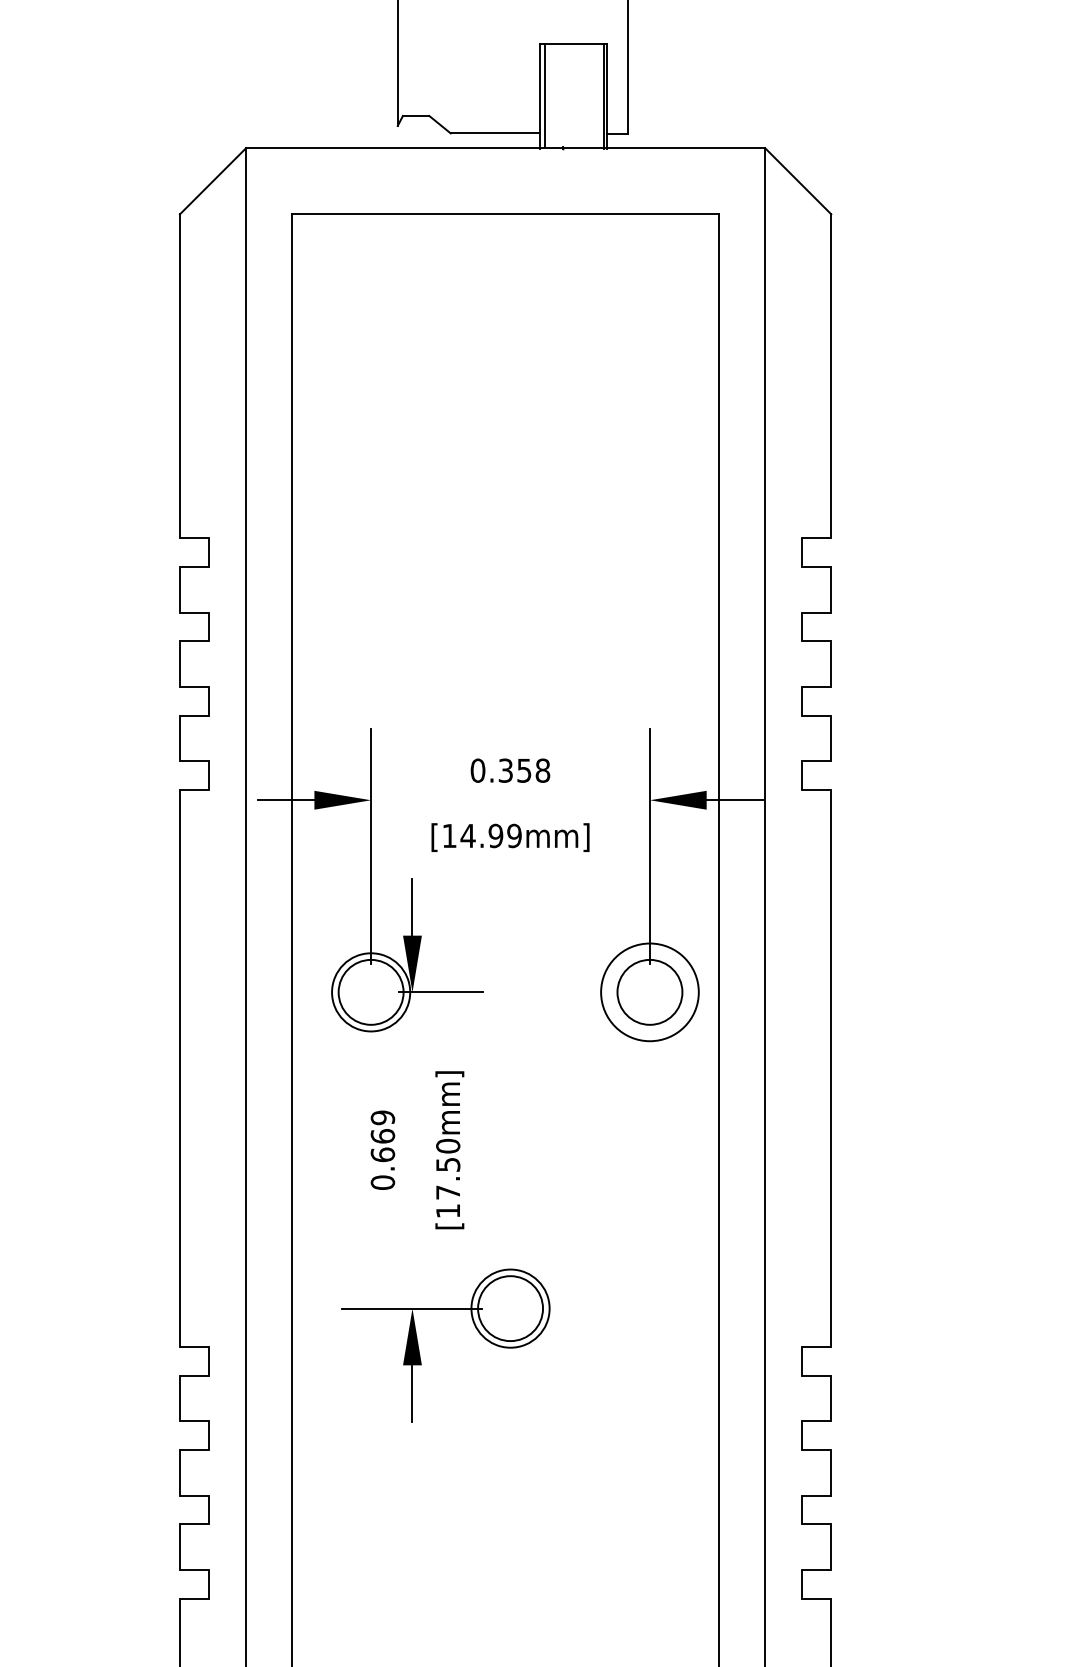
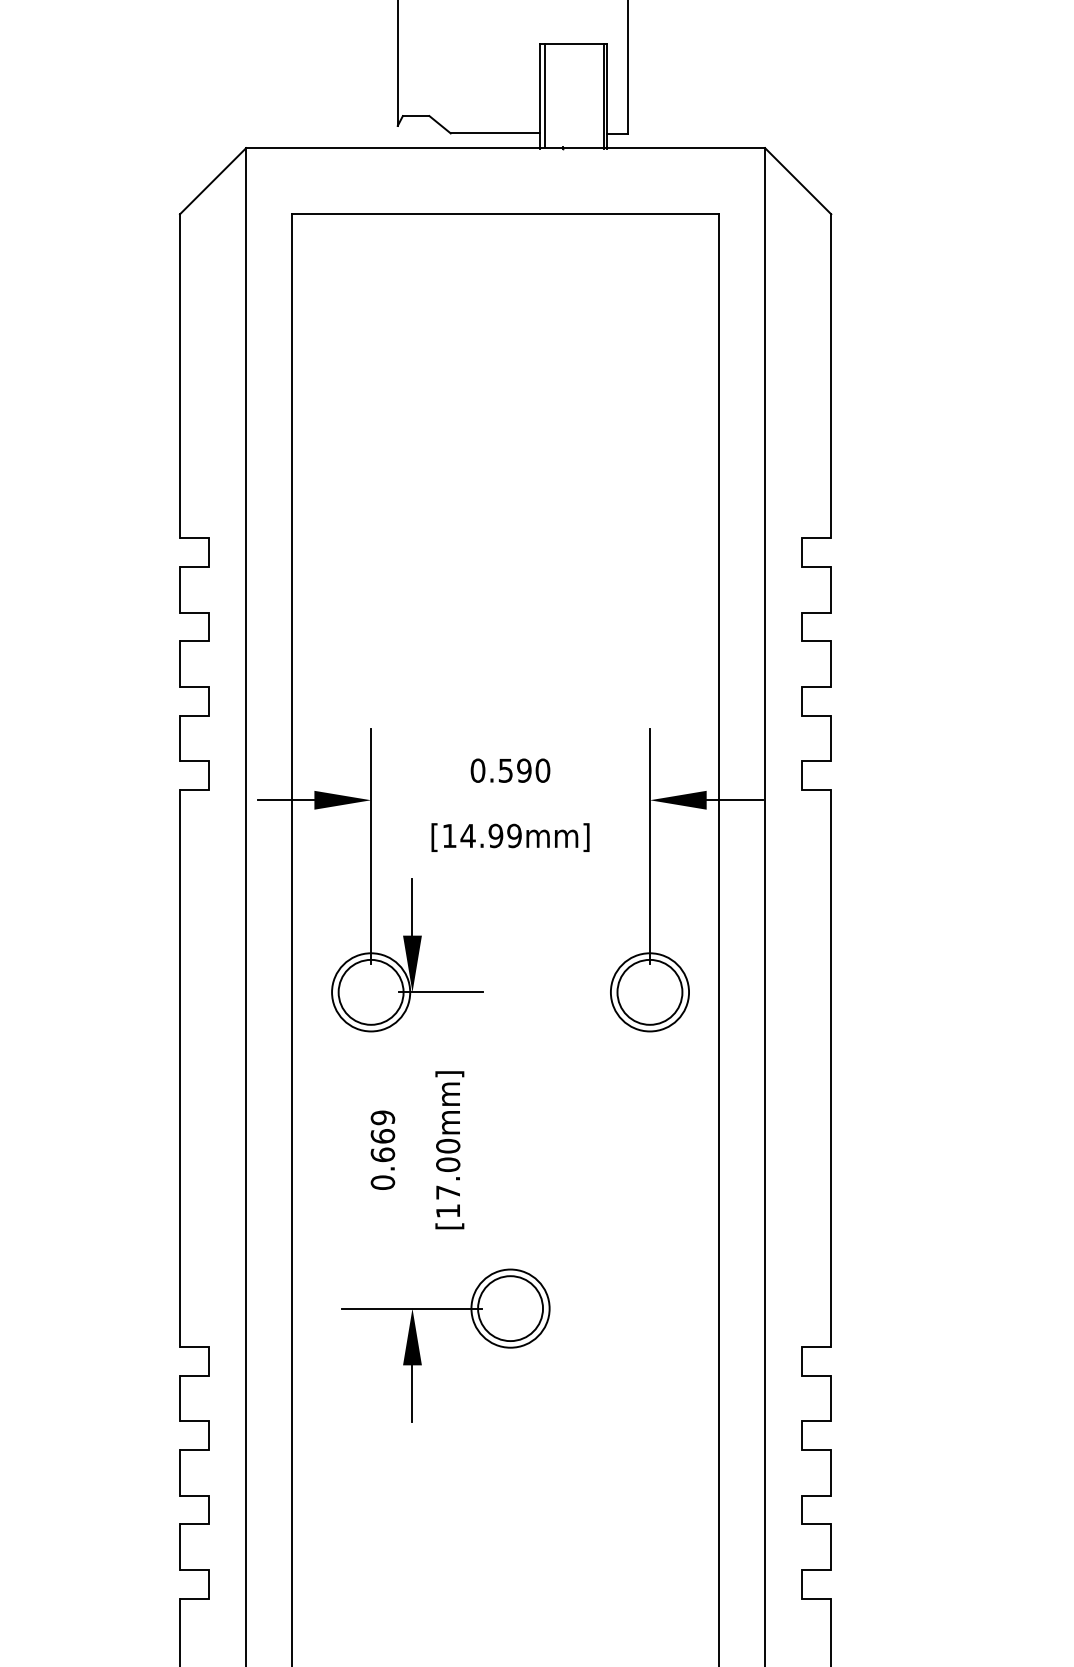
text: 0.358 -> 0.590 (524, 770)
circle diameter: 98 px -> 78 px (649, 992)
text: [17.50mm] -> [17.00mm] (448, 1164)
